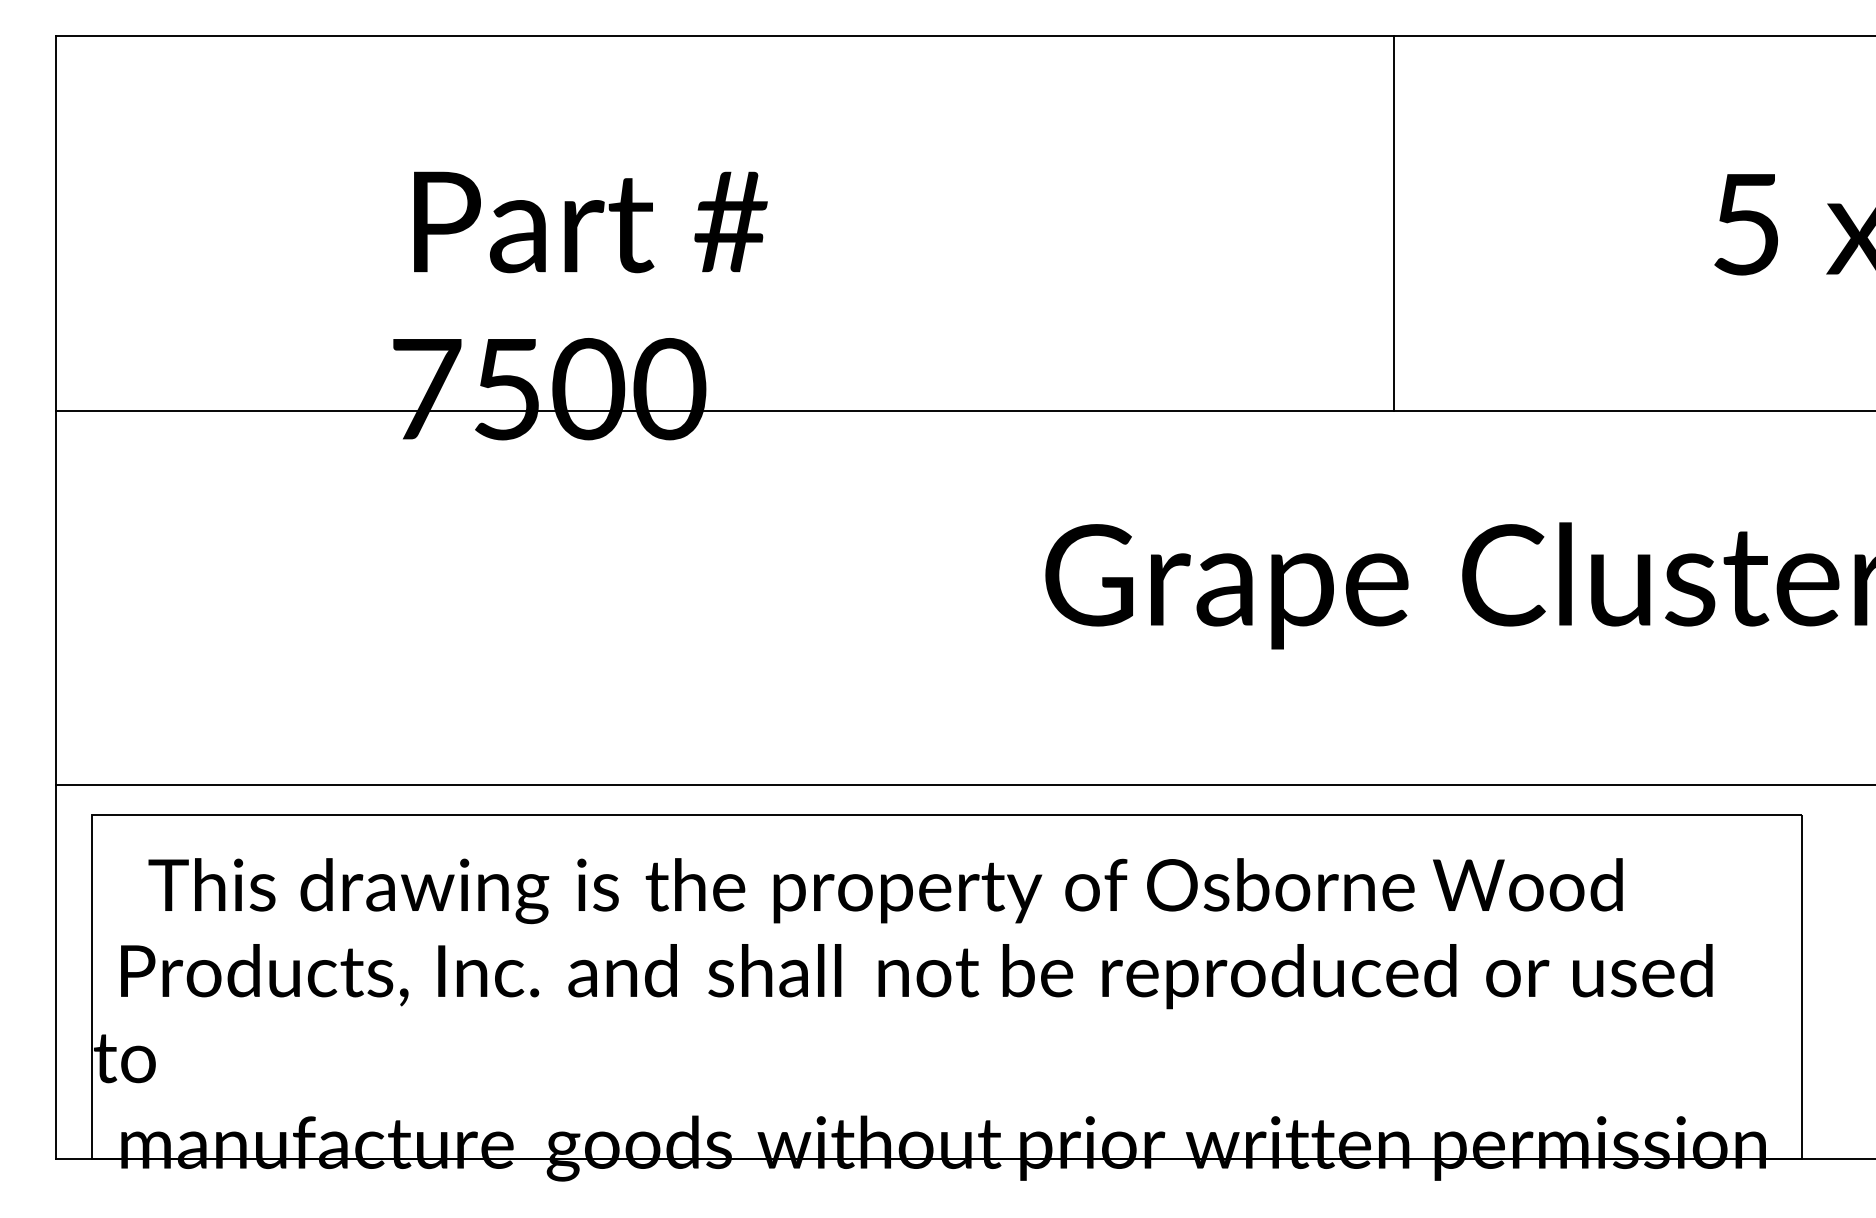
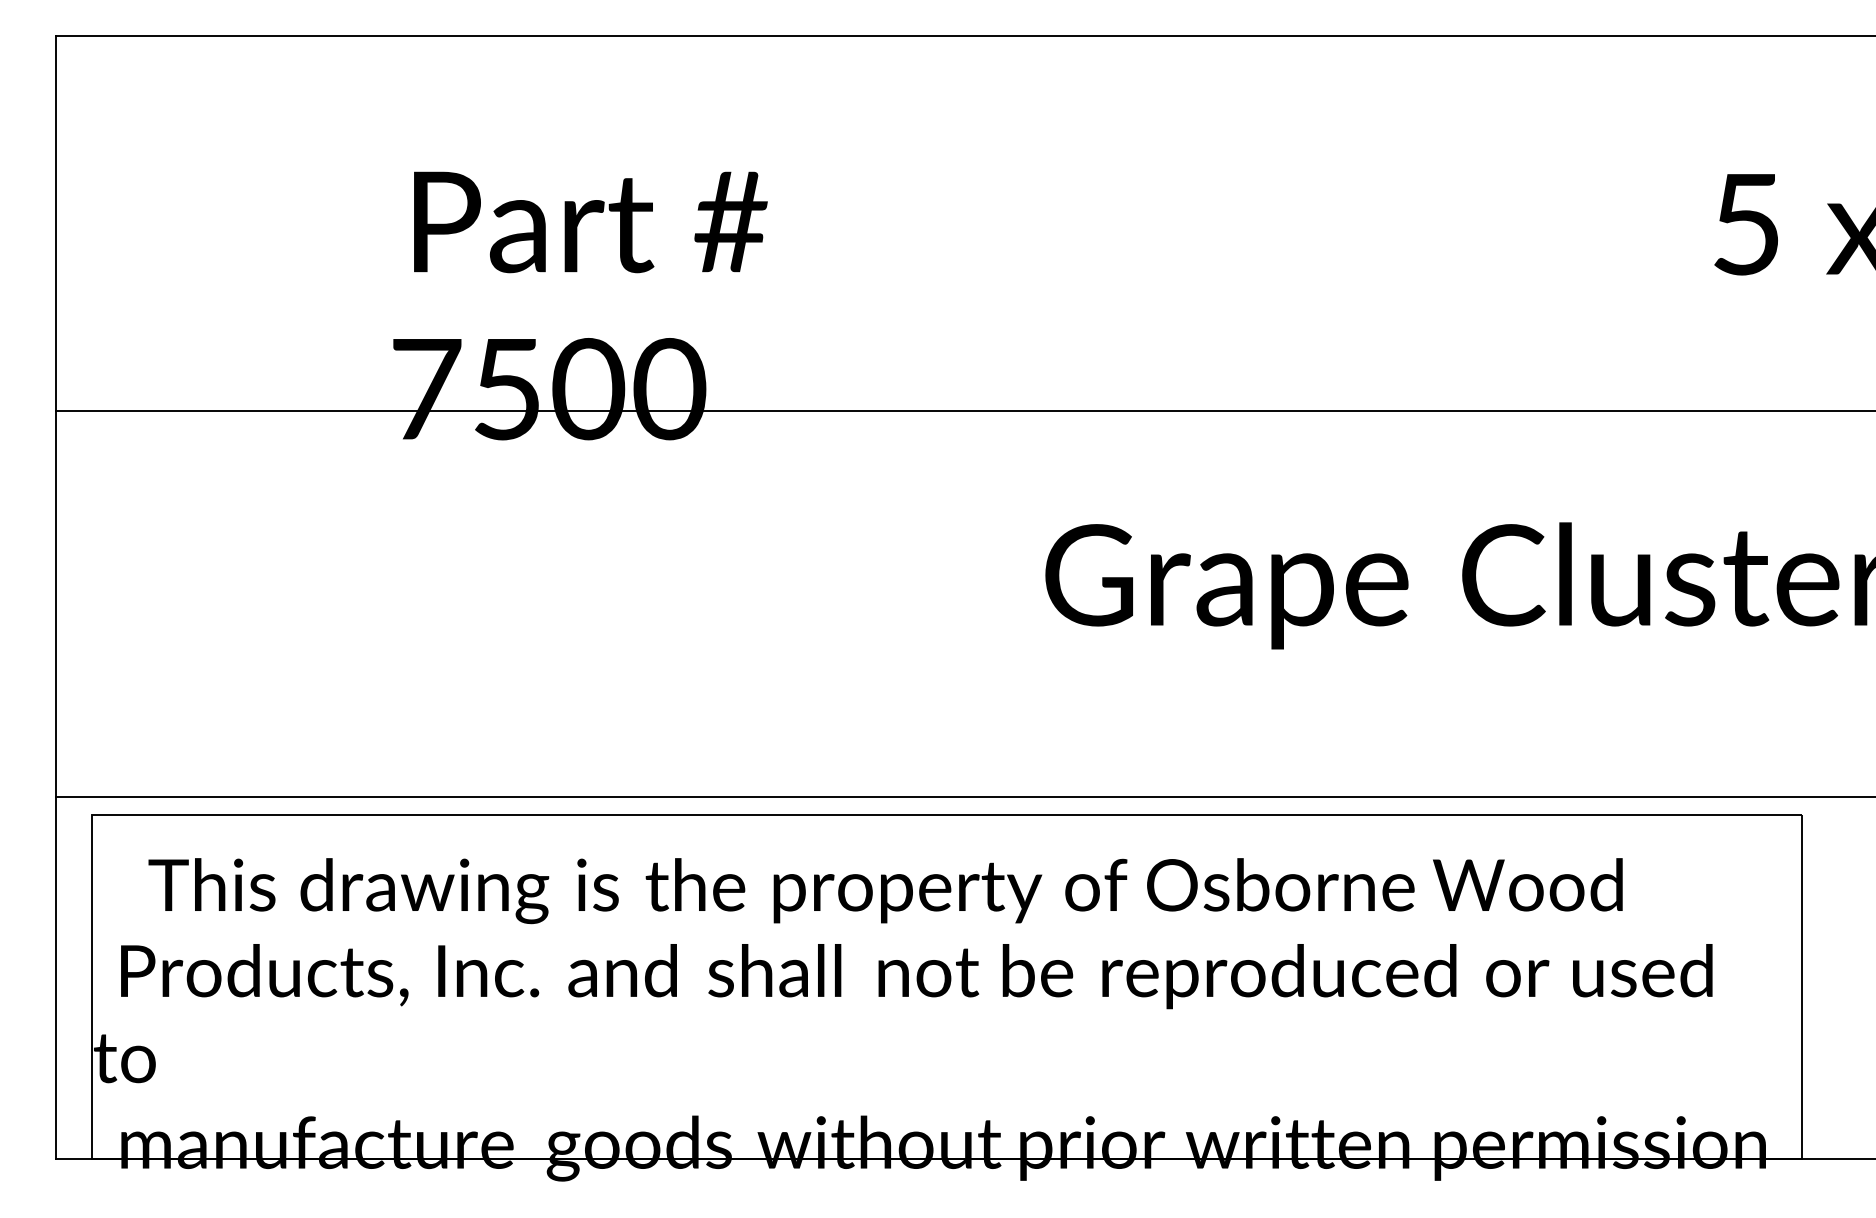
line: present -> none (1393, 223)
line position: (964, 785) -> (964, 797) (964, 797)
